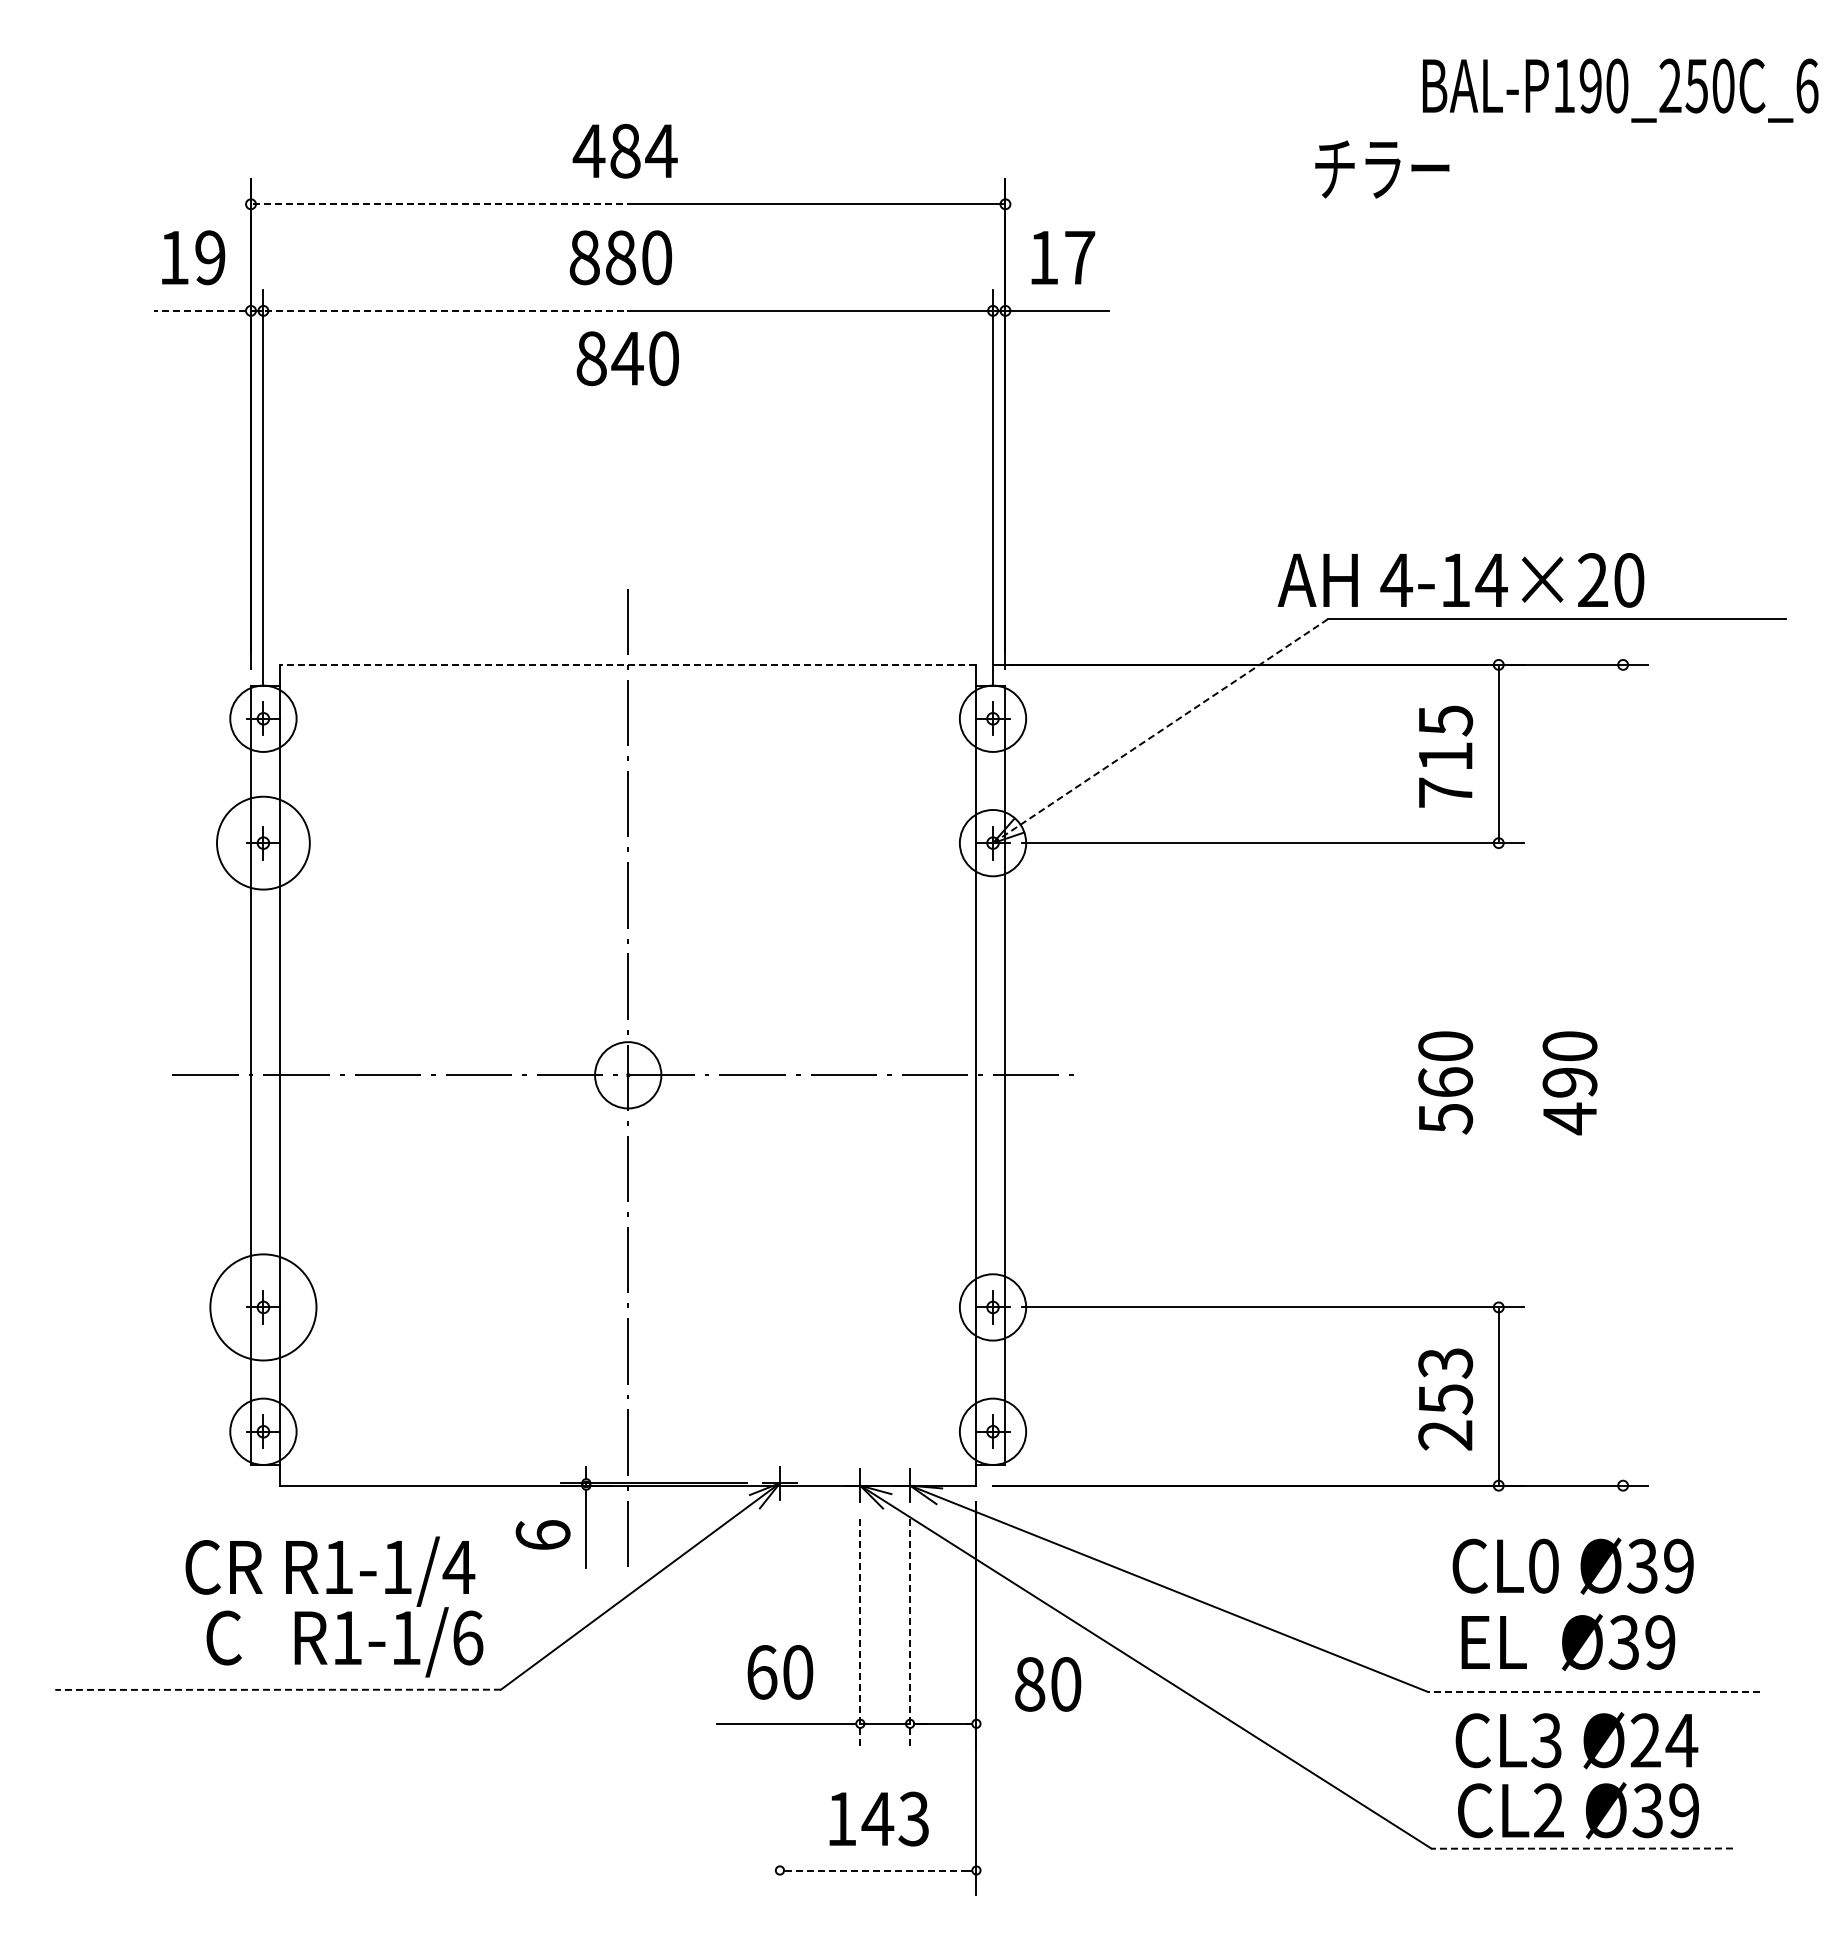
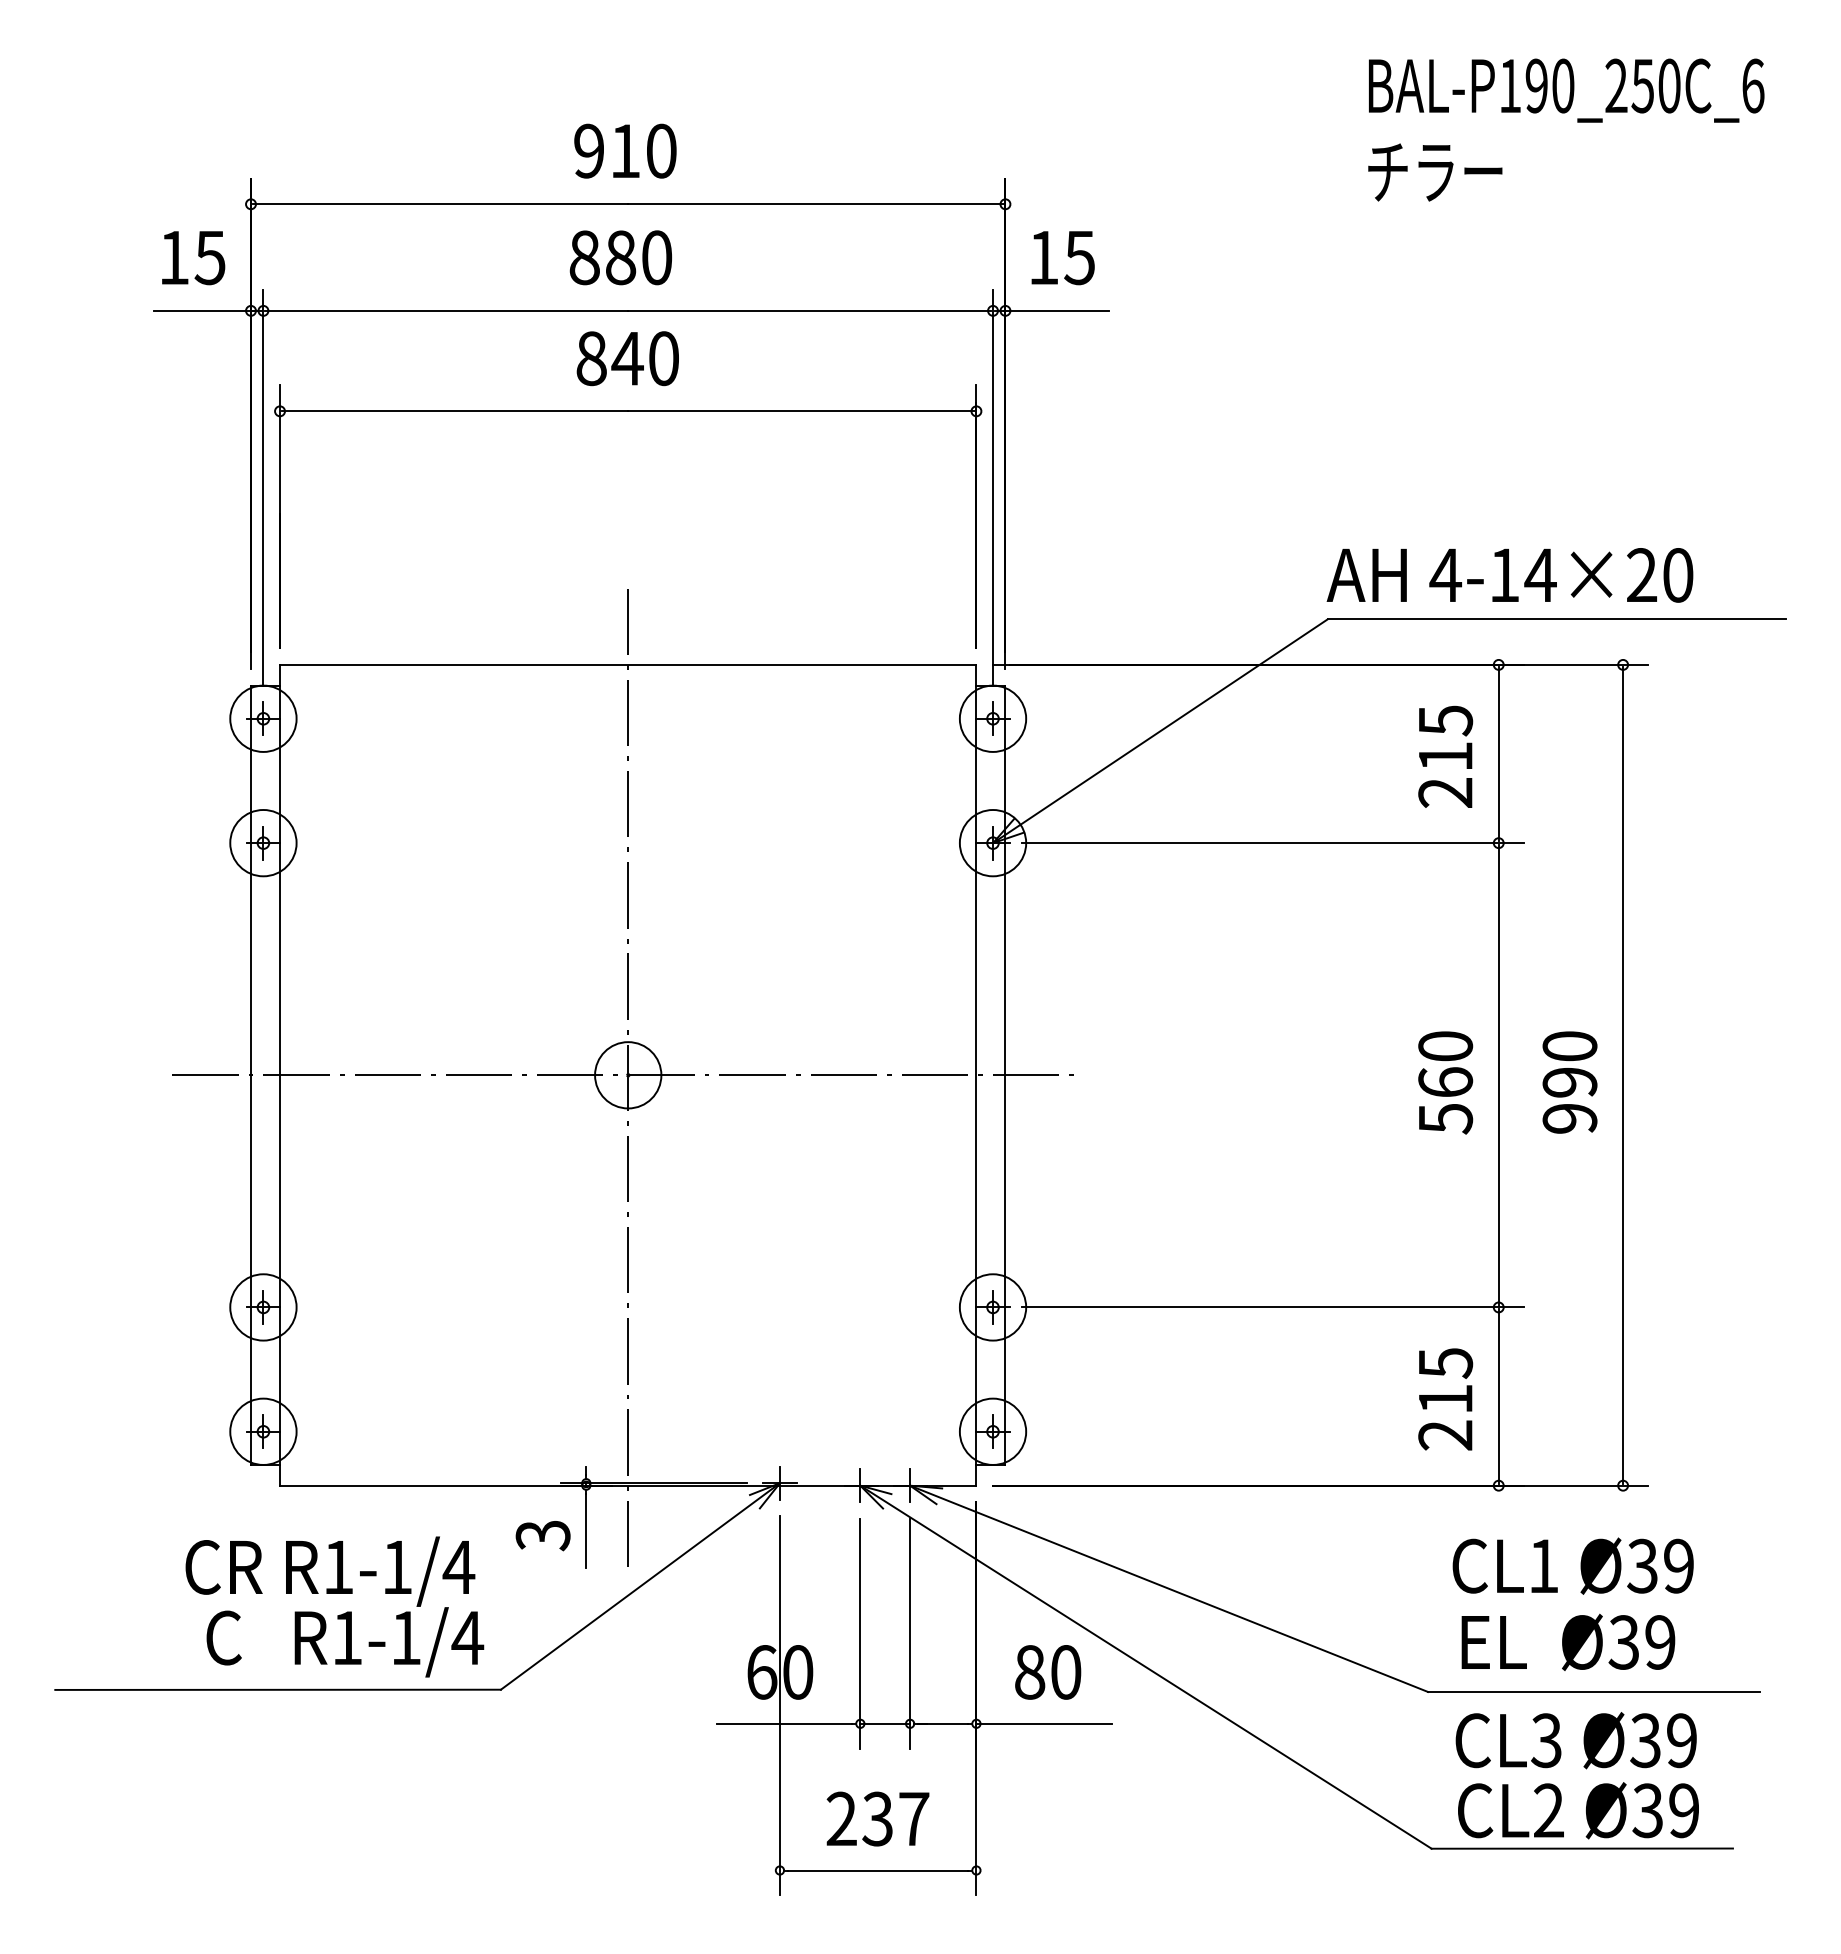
text position: (1620, 90) -> (1566, 90) (1566, 90)
text: 484 -> 910 (624, 150)
text position: (1382, 169) -> (1435, 172) (1435, 172)
line: dashed -> solid (440, 204)
text: 19 -> 15 (209, 257)
text: 17 -> 15 (1079, 258)
line: dashed -> solid (205, 310)
line: dashed -> solid (446, 310)
part: none -> present (628, 411)
text position: (1460, 580) -> (1509, 575) (1509, 575)
line: dashed -> solid (627, 664)
line: dashed -> solid (1160, 731)
text: 715 -> 215 (1445, 792)
circle diameter: 93 px -> 66 px (263, 842)
line: none -> present (1498, 1074)
line: none -> present (1623, 1075)
text: 490 -> 990 (1569, 1118)
circle diameter: 106 px -> 66 px (263, 1307)
text: 253 -> 215 (1445, 1381)
text: 6 -> 3 (542, 1535)
text: CL0 -> CL1 (1543, 1565)
line: dashed -> solid (860, 1633)
line: dashed -> solid (910, 1633)
text: R1-1/6 -> R1-1/4 (467, 1637)
text position: (1048, 1684) -> (1048, 1672) (1048, 1672)
line: dashed -> solid (278, 1689)
line: dashed -> solid (1593, 1691)
line: none -> present (779, 1705)
line: none -> present (1043, 1723)
text: Ø24 -> Ø39 (1664, 1740)
text: 143 -> 237 (877, 1818)
line: dashed -> solid (1582, 1848)
line: dashed -> solid (878, 1870)
